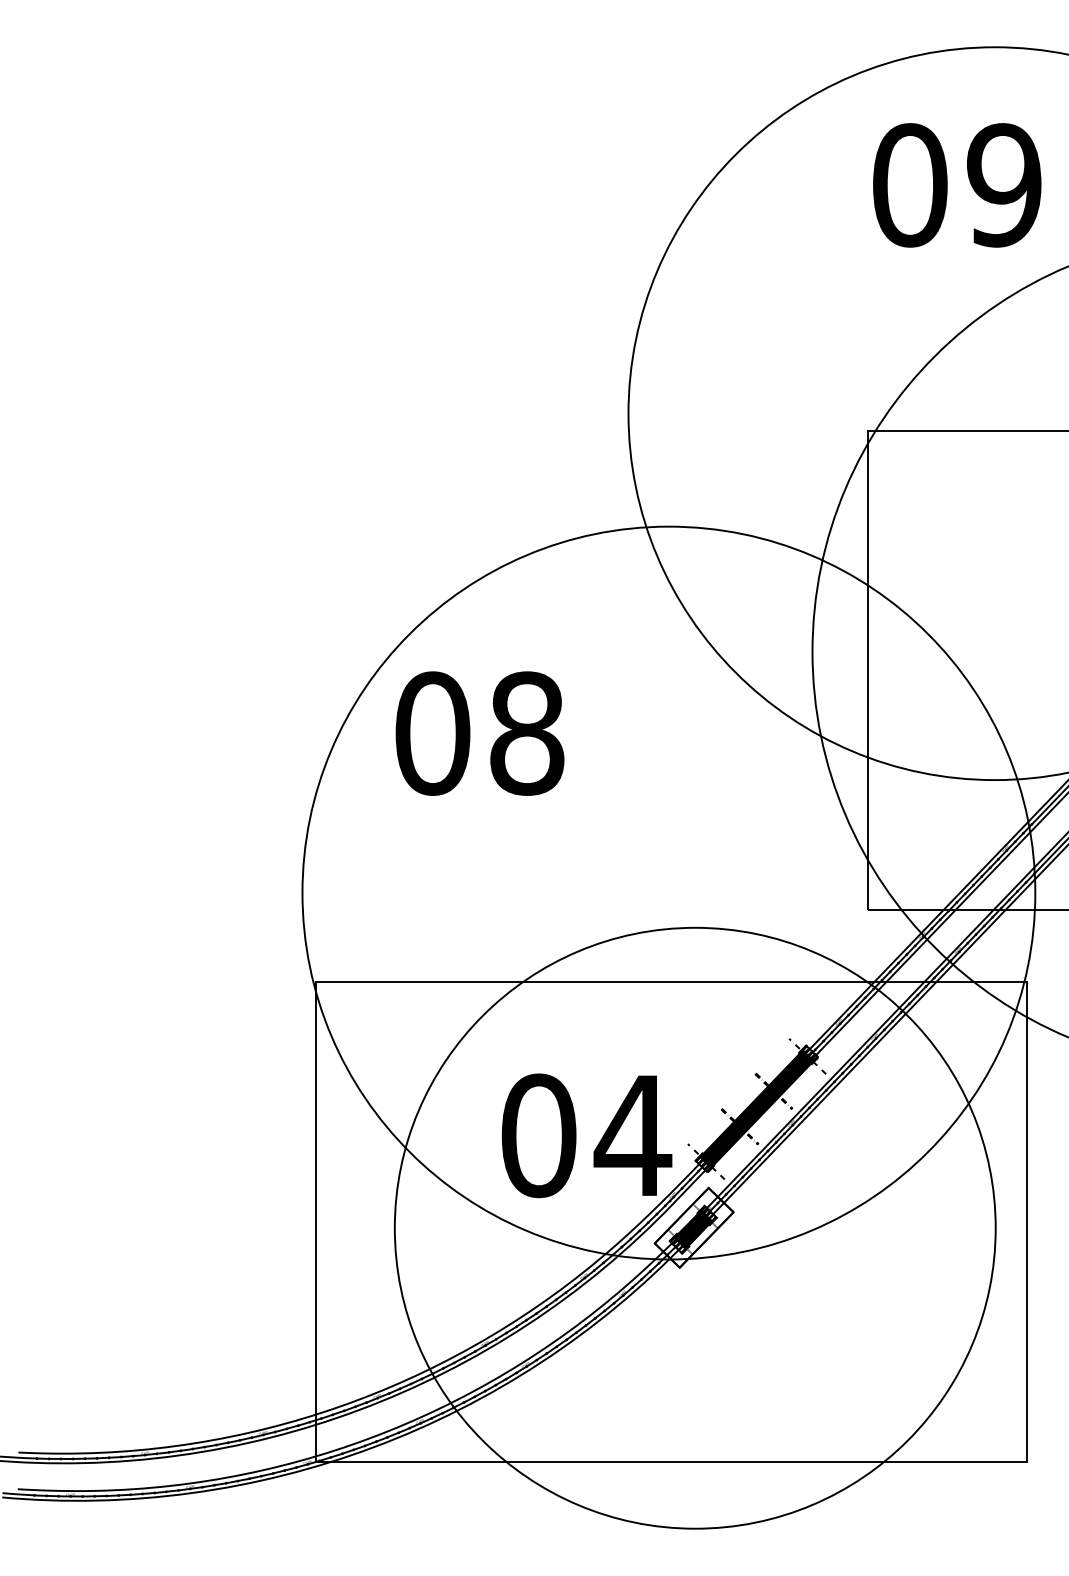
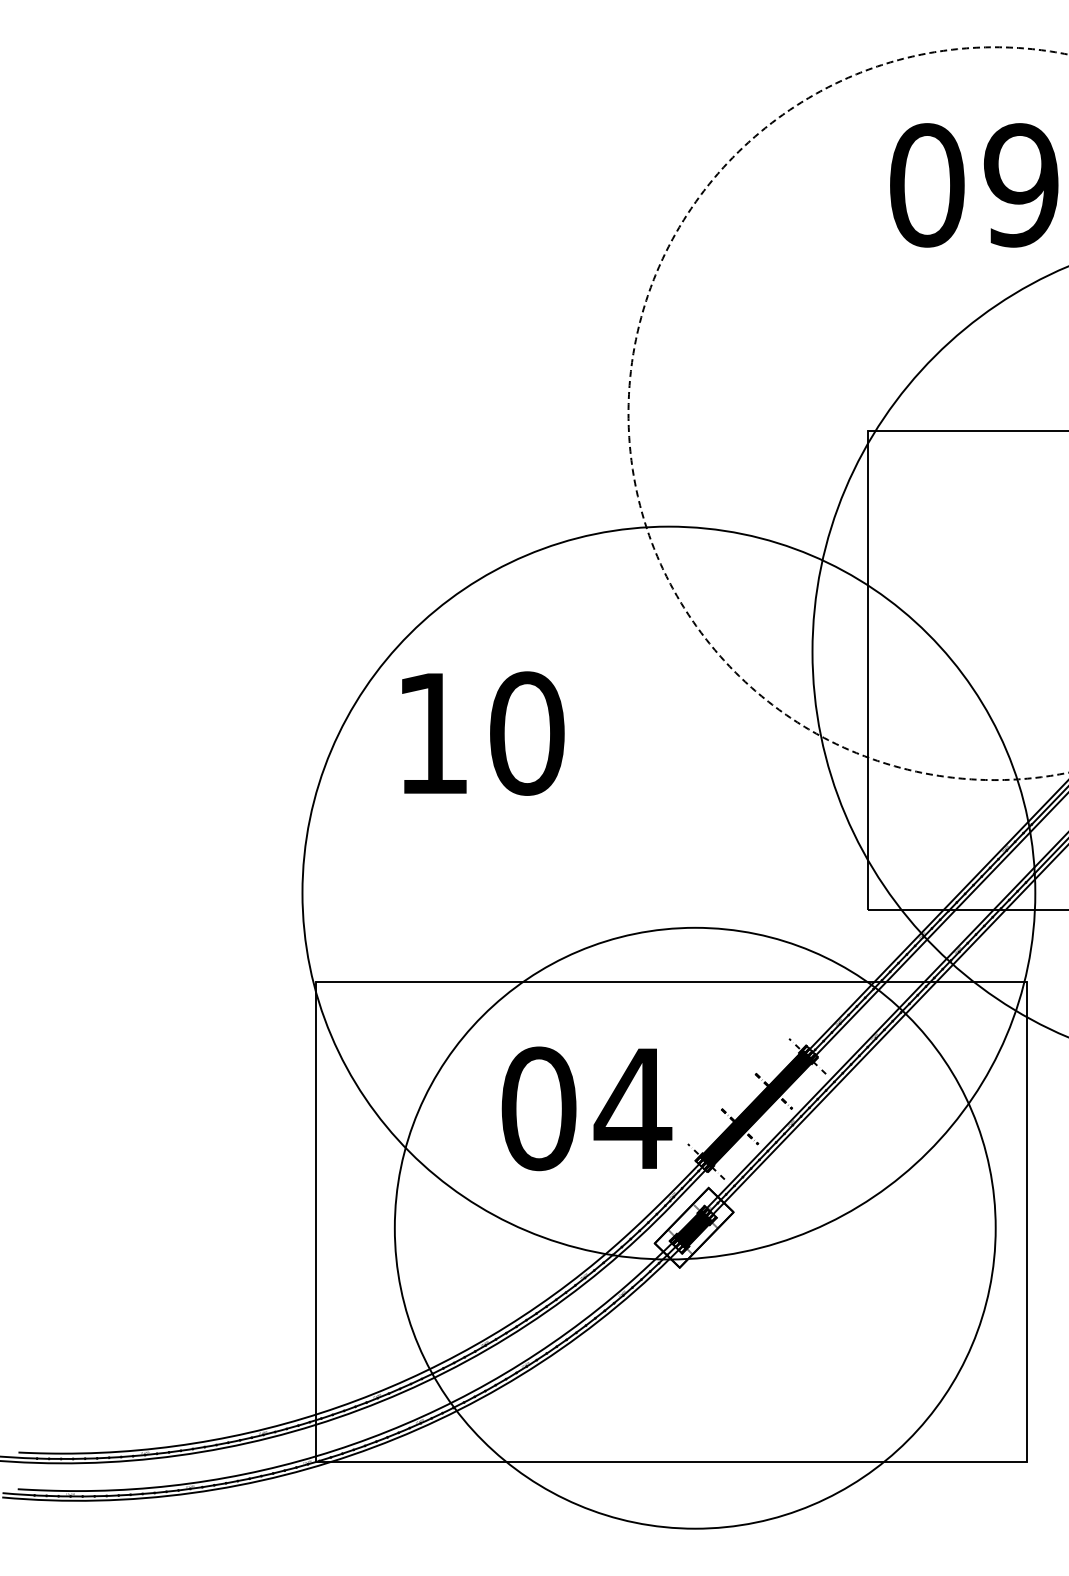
text position: (957, 185) -> (974, 185) (974, 185)
circle: solid -> dashed (848, 413)
text: 08 -> 10 (479, 733)
text position: (586, 1135) -> (586, 1108) (586, 1108)
